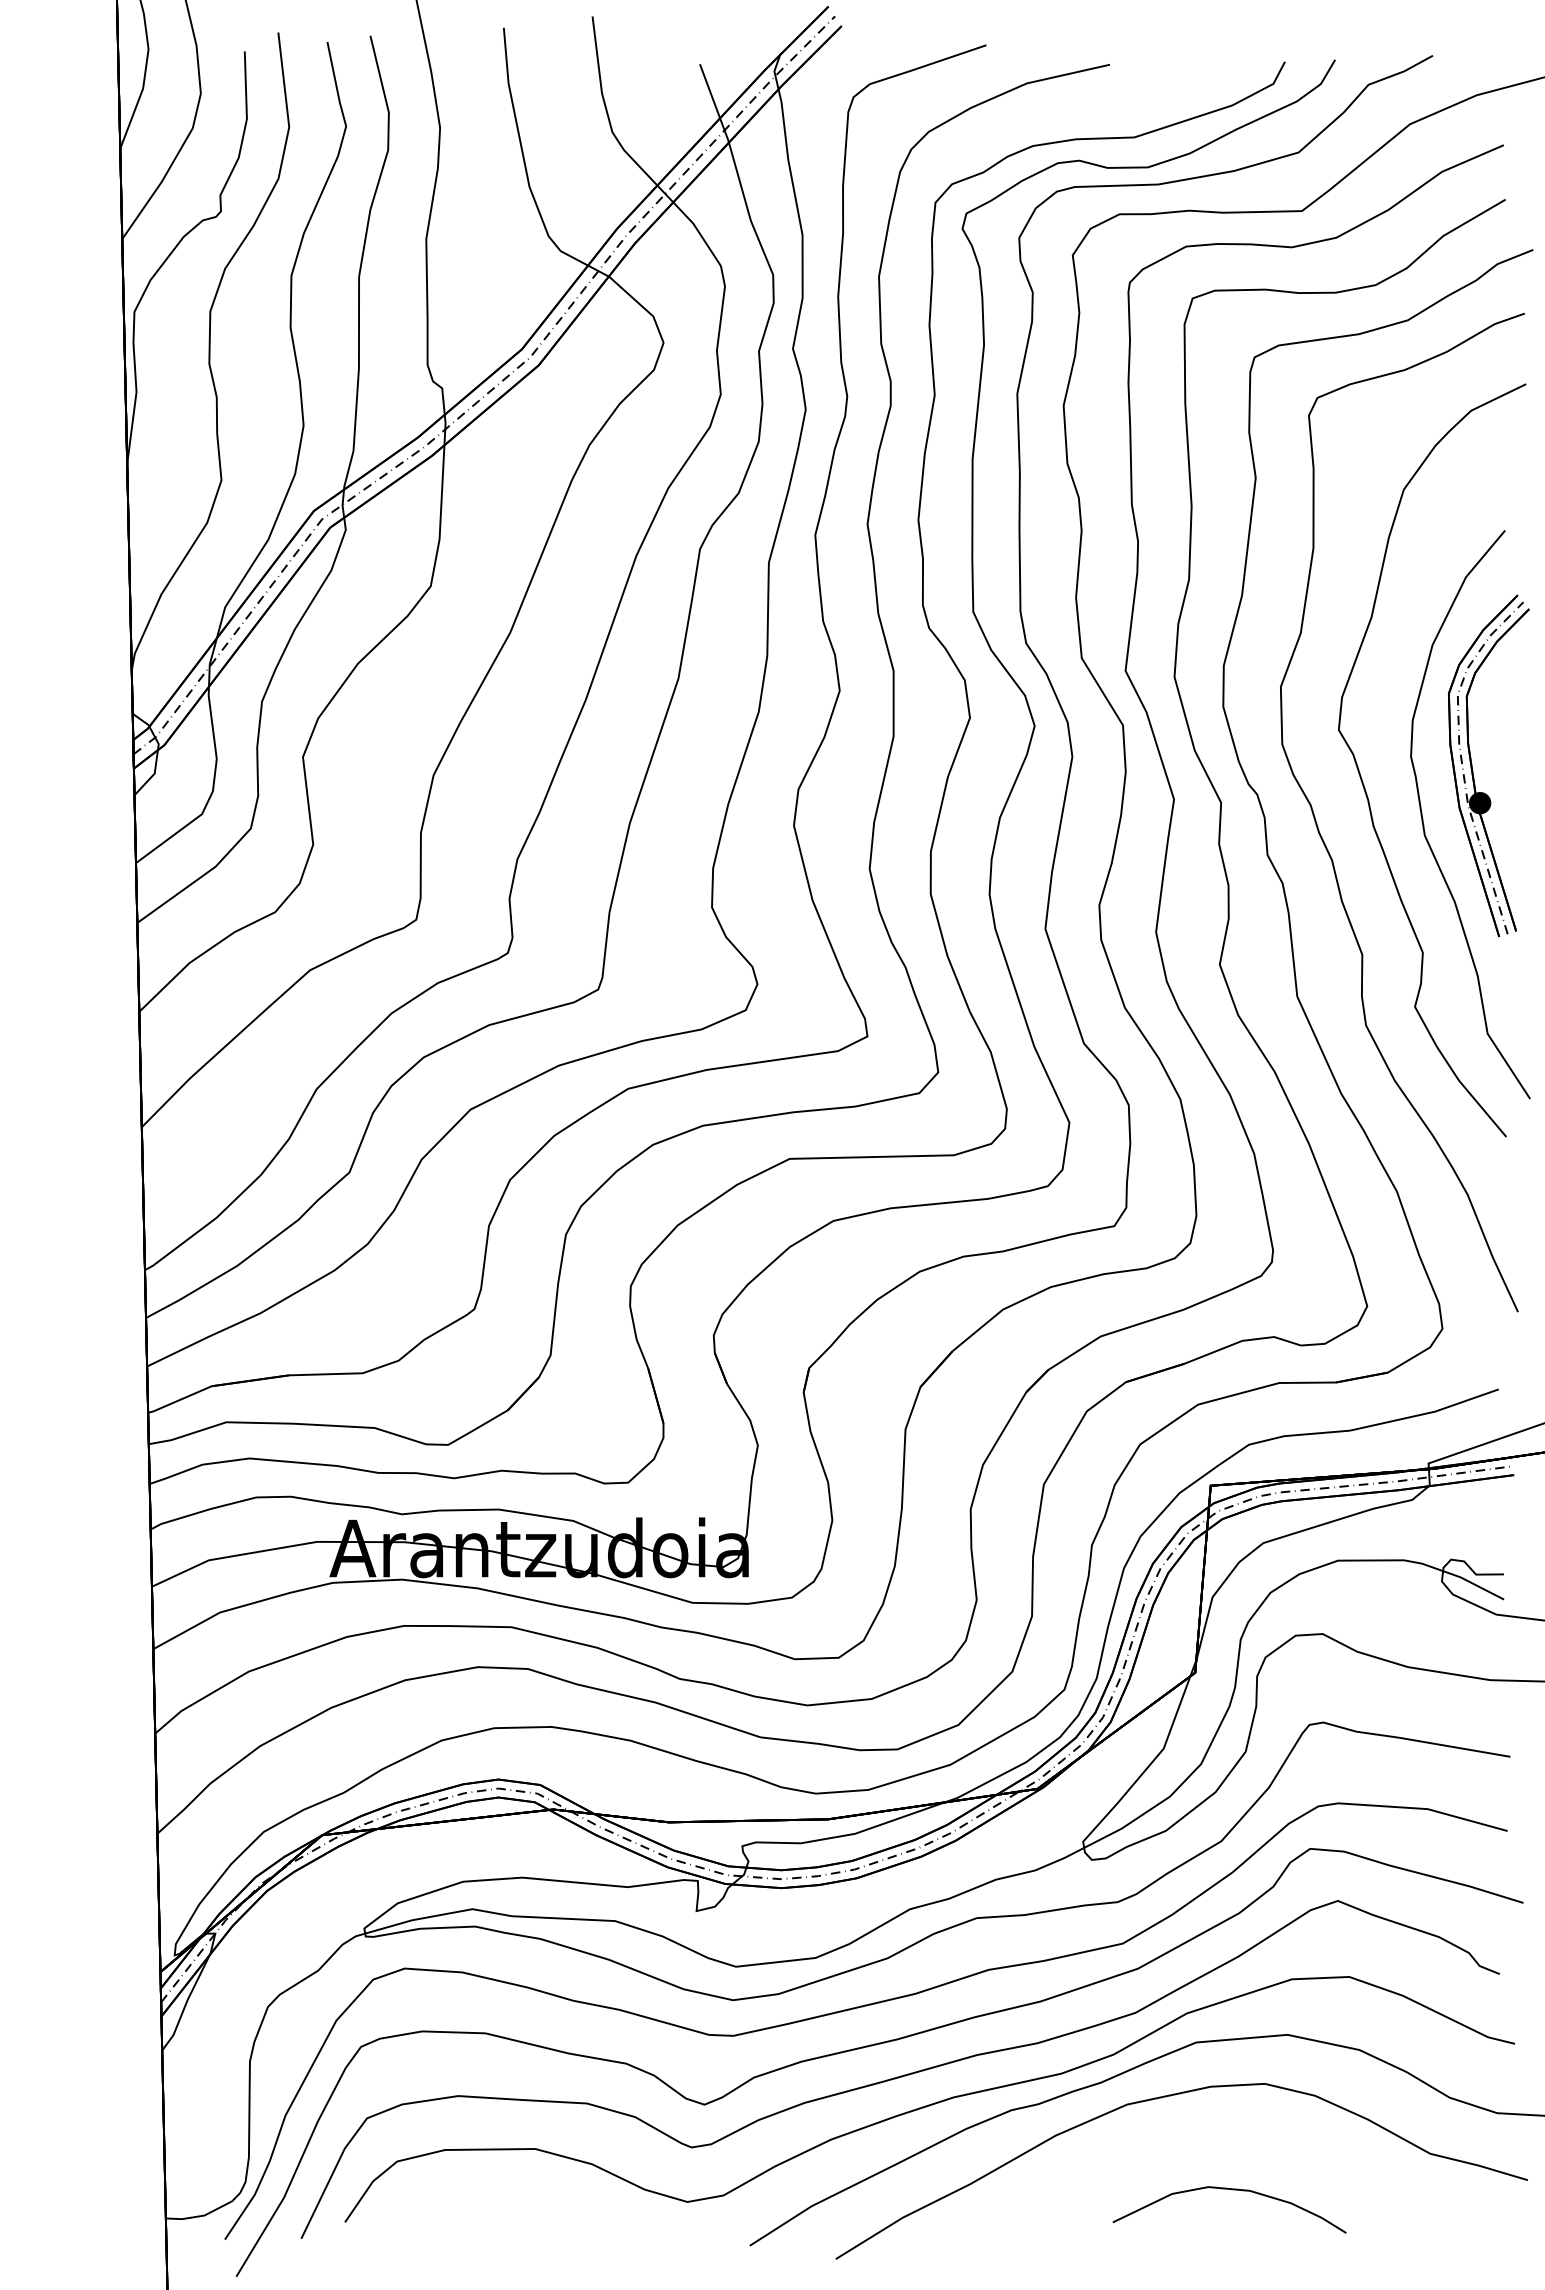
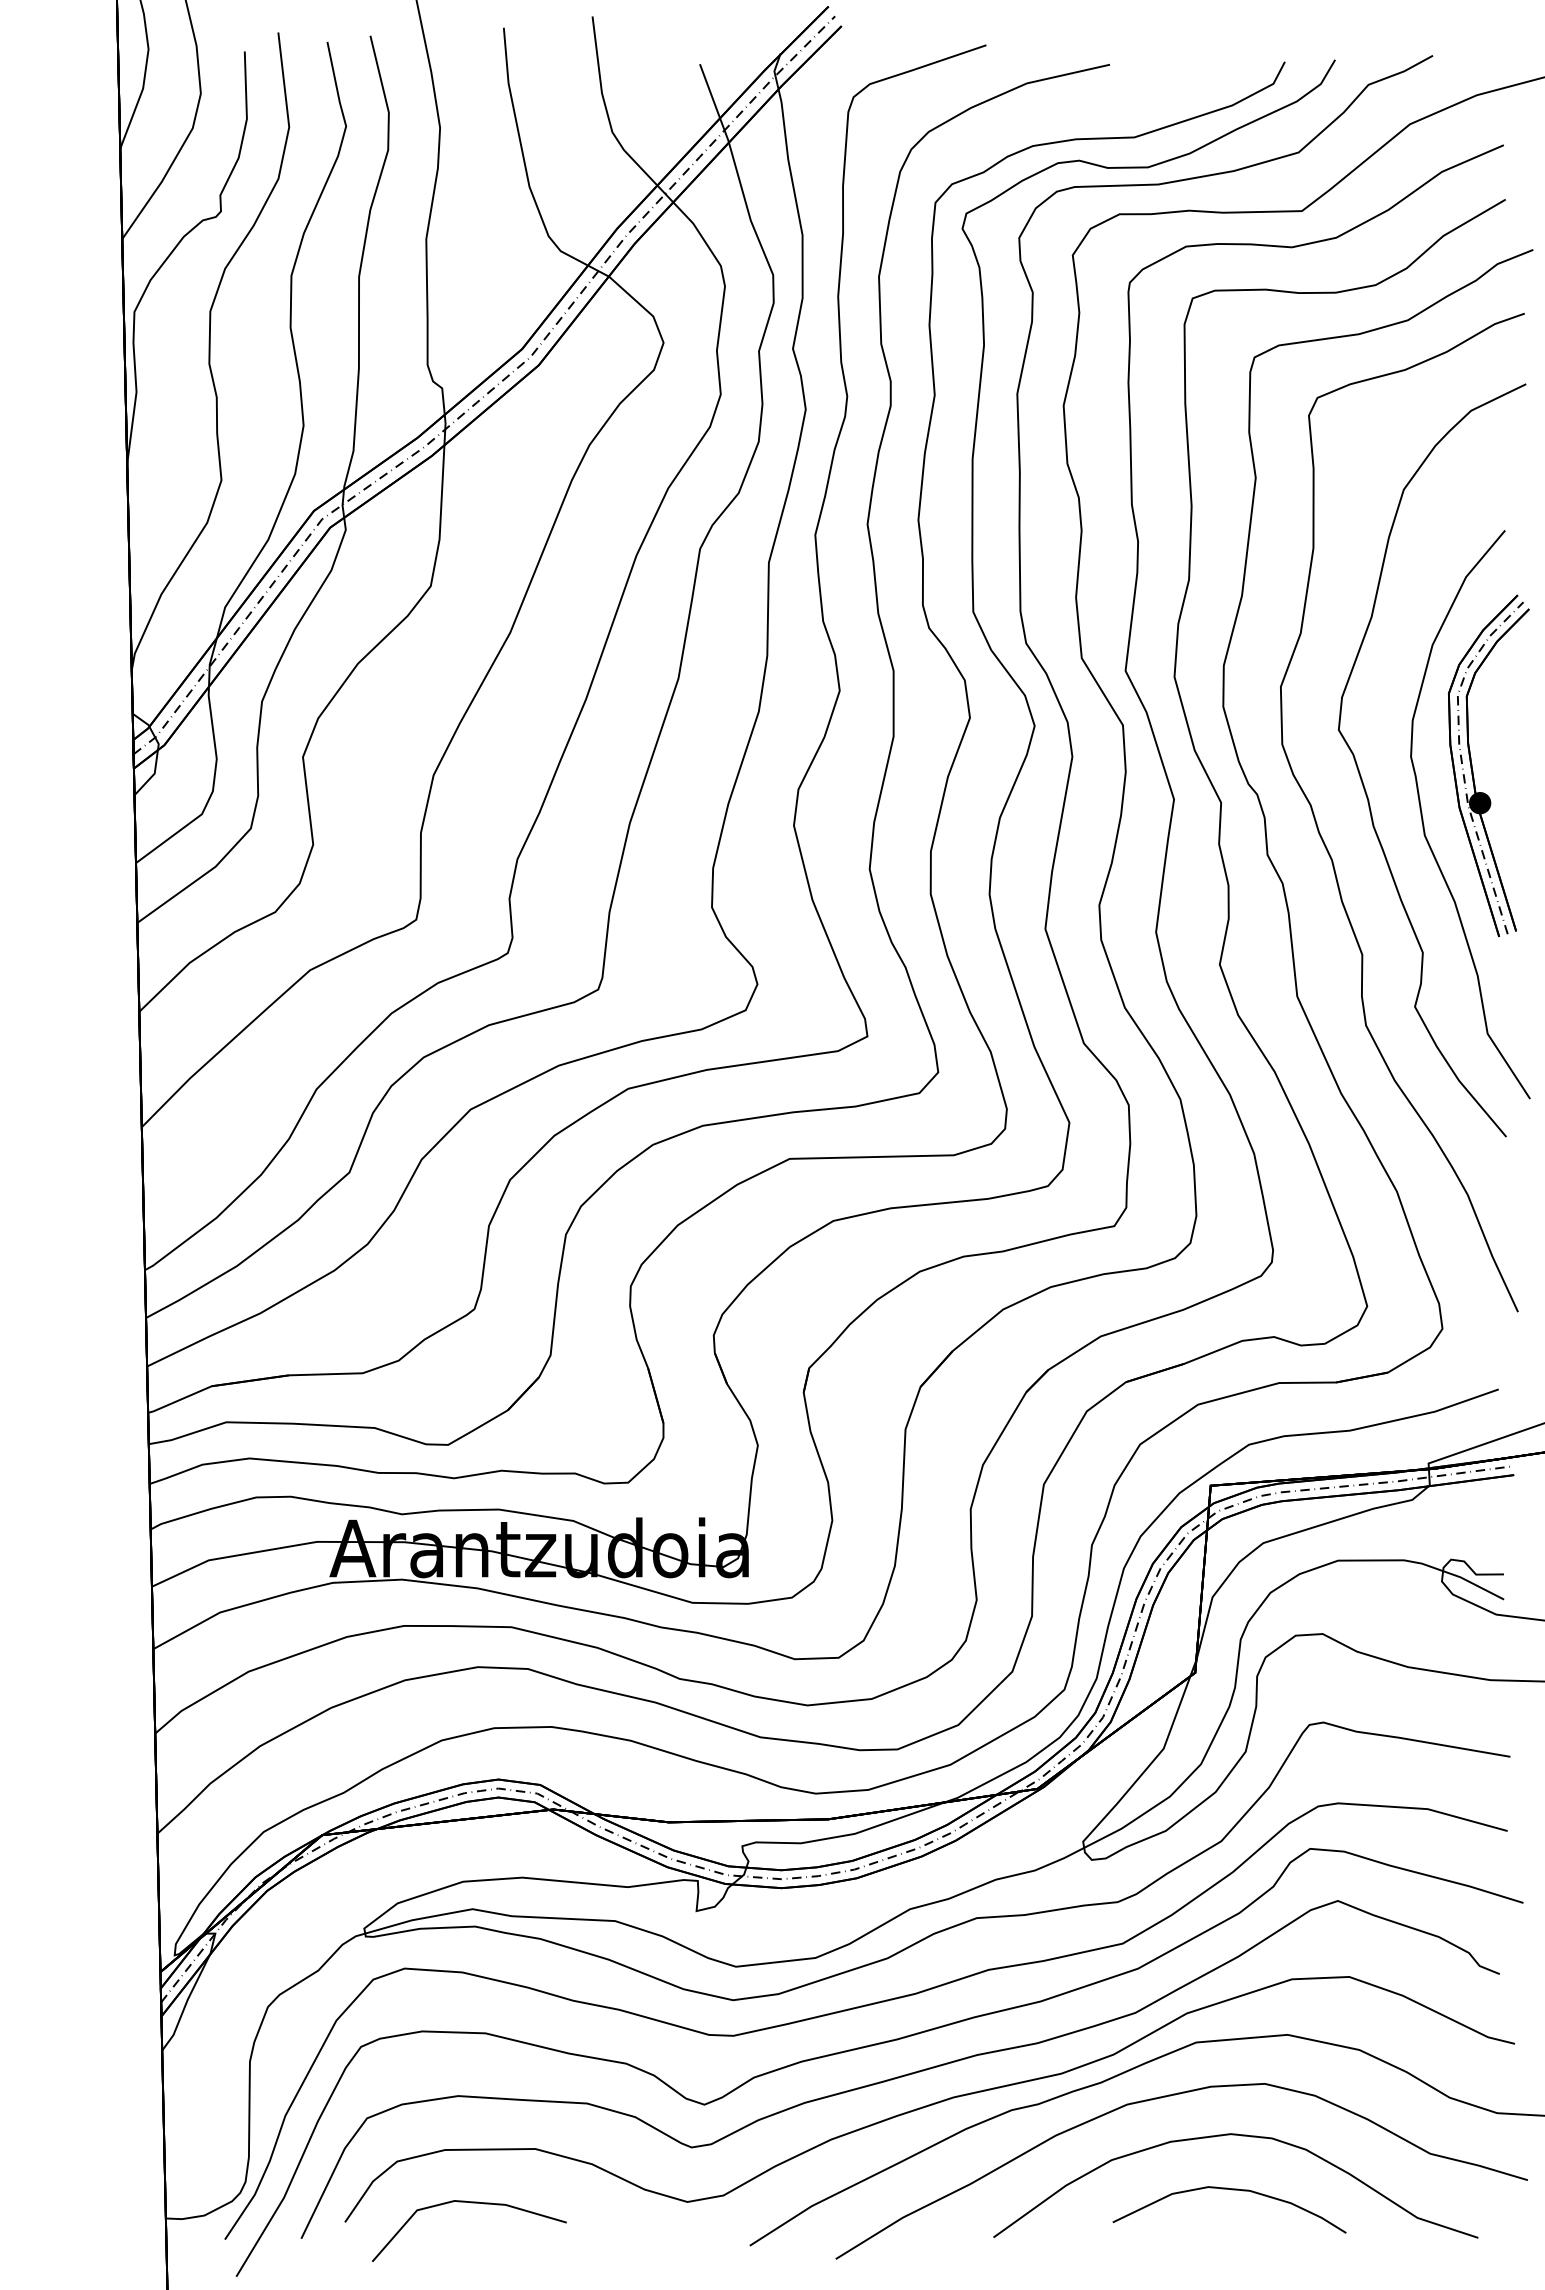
curve: none -> present (1241, 2136)
line: none -> present (470, 2203)
